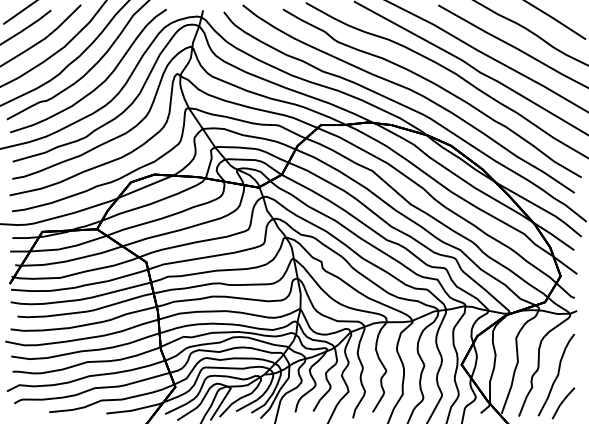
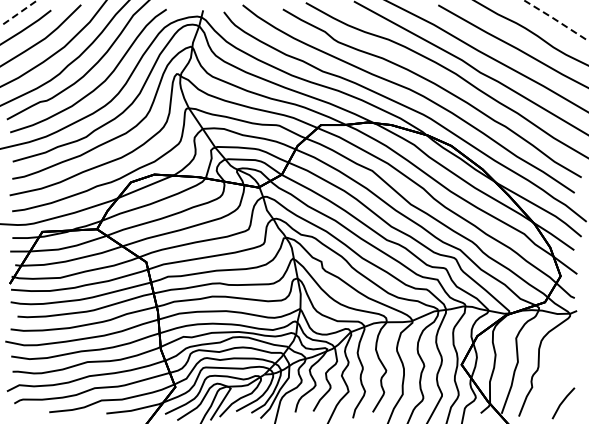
line: solid -> dashed (20, 12)
line: solid -> dashed (554, 19)
curve: present -> none (556, 375)
